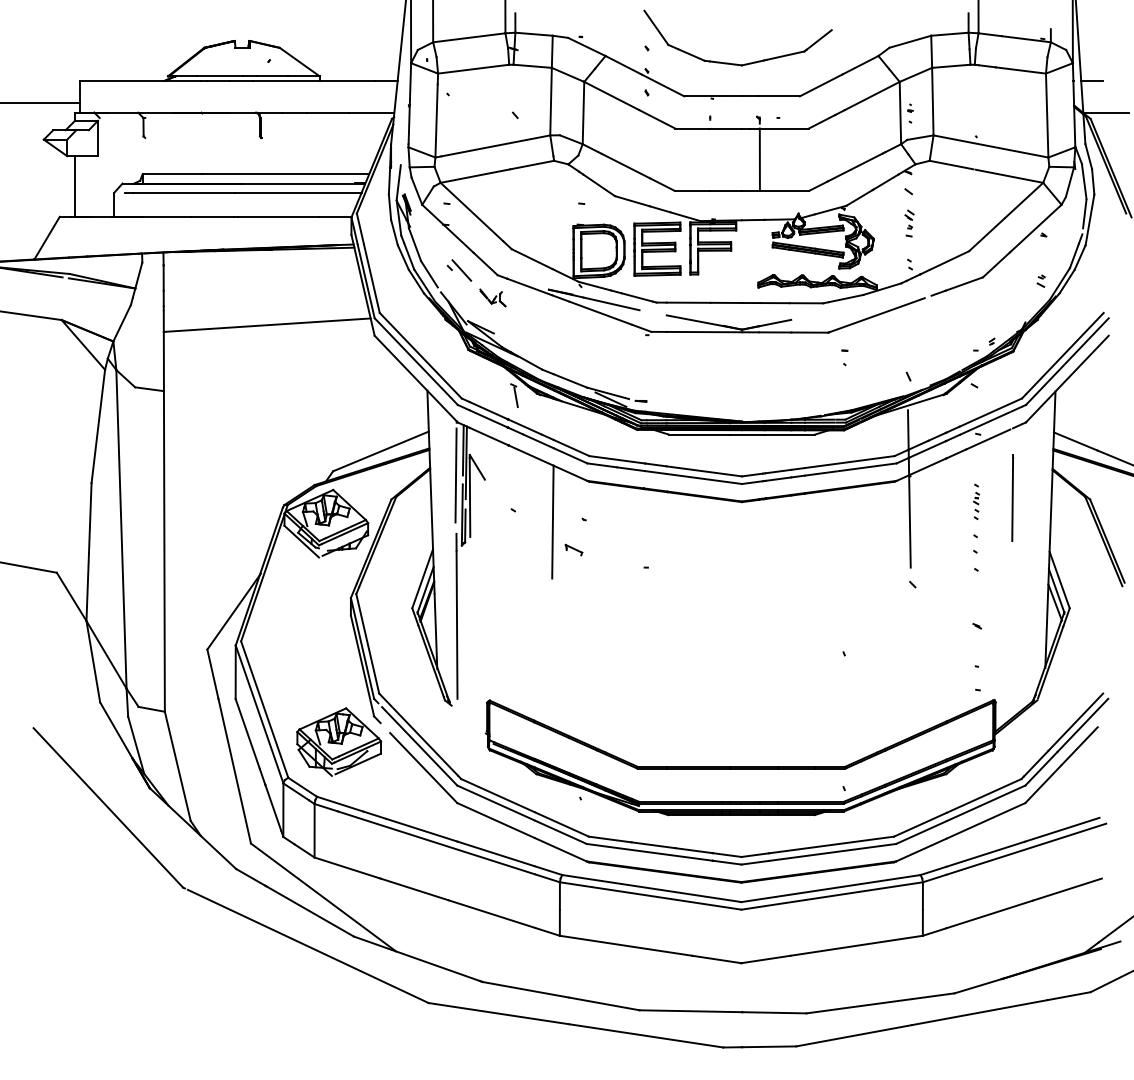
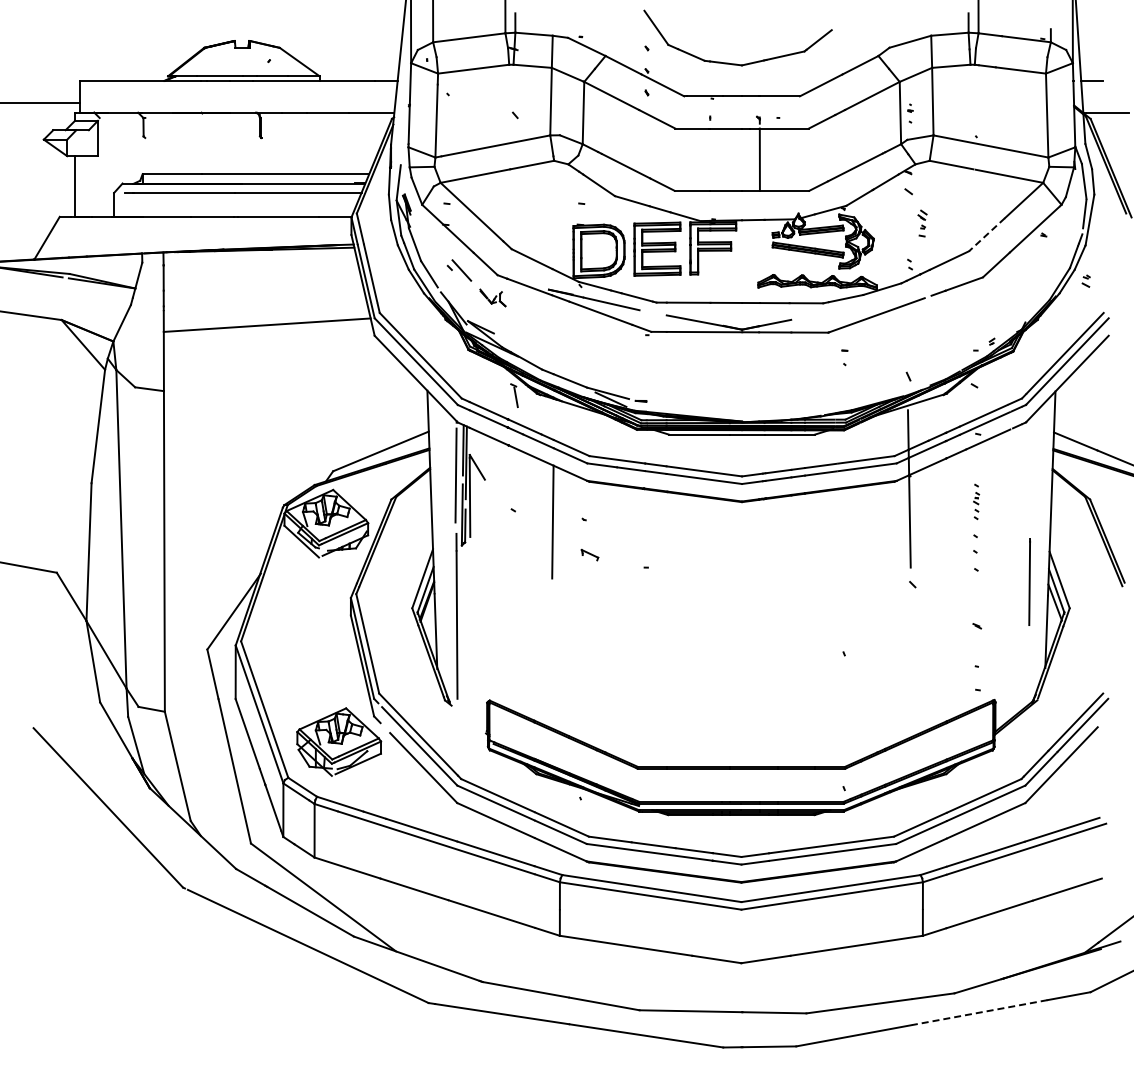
part position: (909, 223) -> (922, 223) (922, 223)
line: solid -> dashed (986, 235)
part position: (1040, 280) -> (1085, 280) (1085, 280)
line position: (1012, 497) -> (1029, 581) (1029, 581)
part position: (573, 549) -> (589, 554) (589, 554)
line: solid -> dashed (979, 1012)
